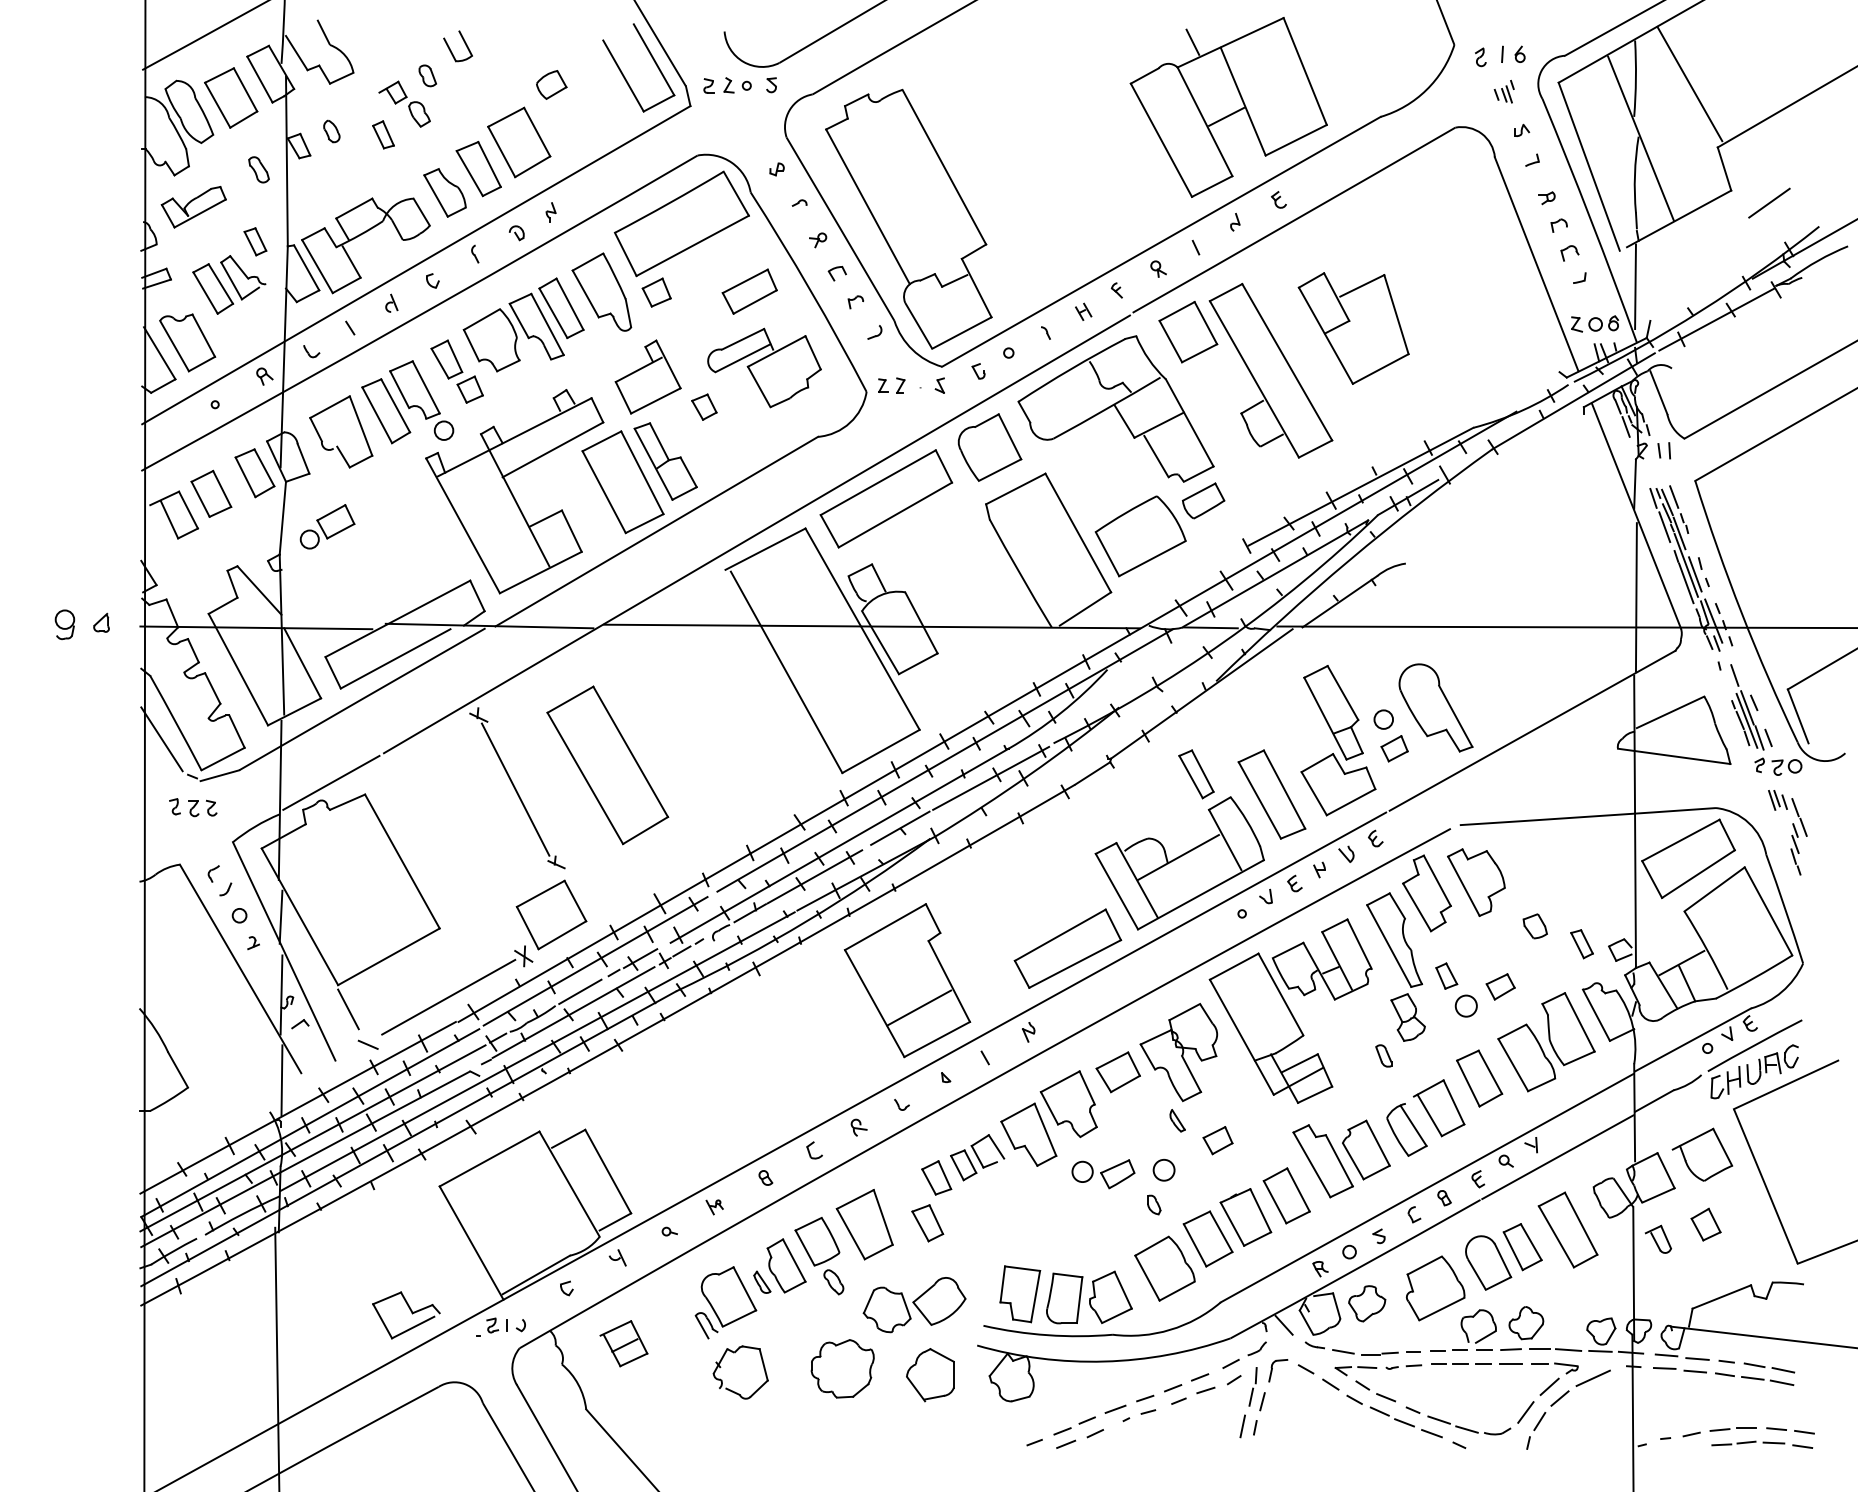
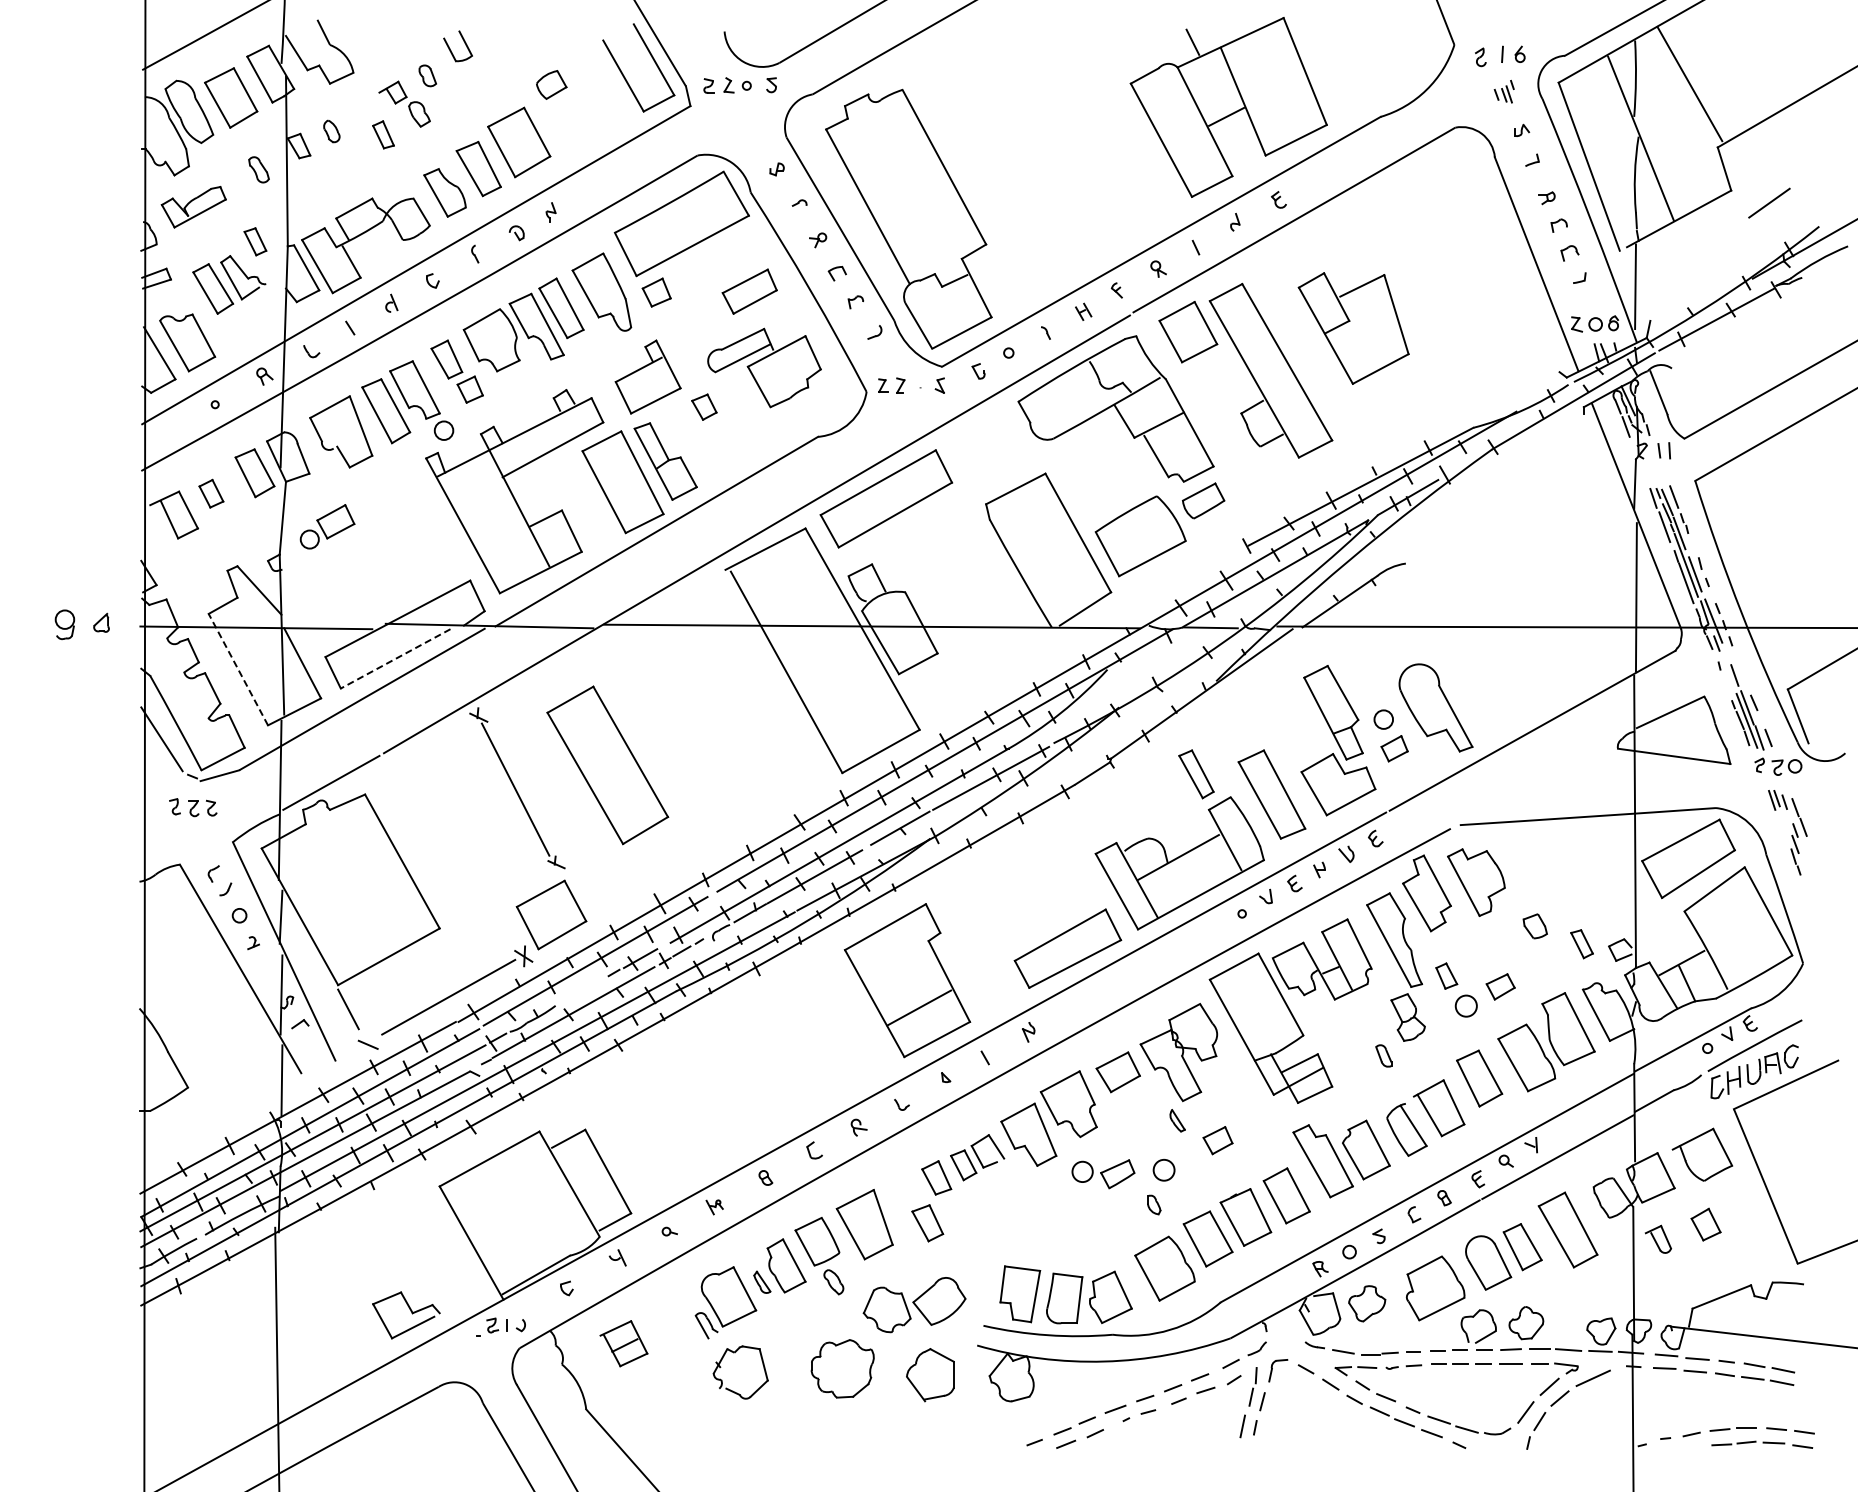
part: present -> none (989, 447)
part size: 43x49 px -> 27x31 px (211, 493)
line: solid -> dashed (395, 659)
line: solid -> dashed (238, 669)
line: present -> none (580, 991)
line: present -> none (1283, 1324)
